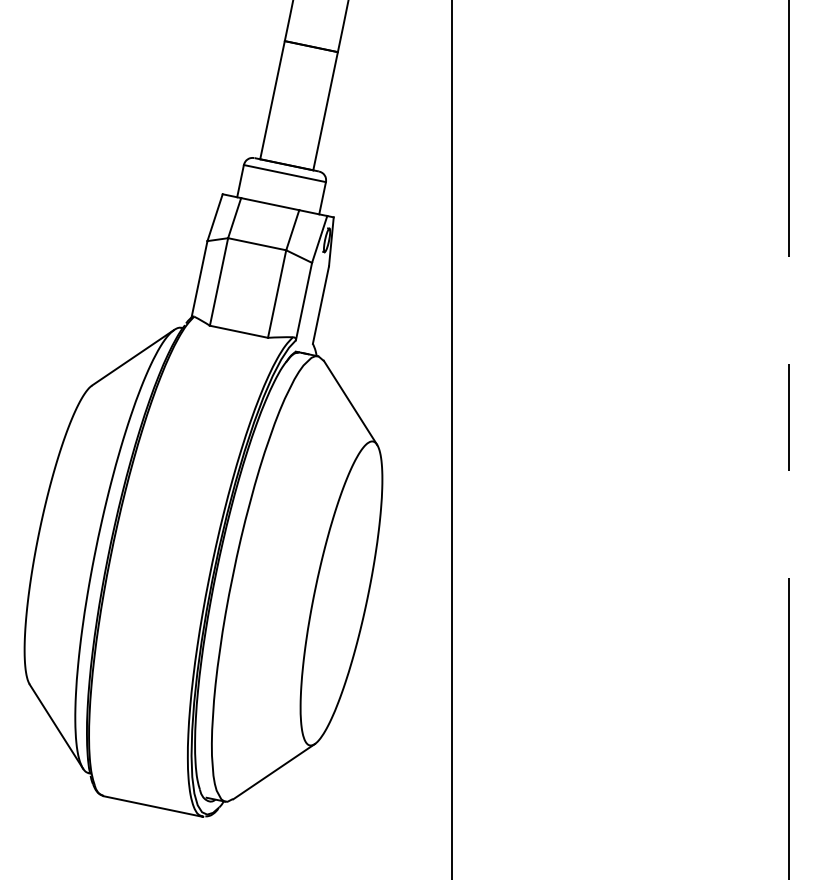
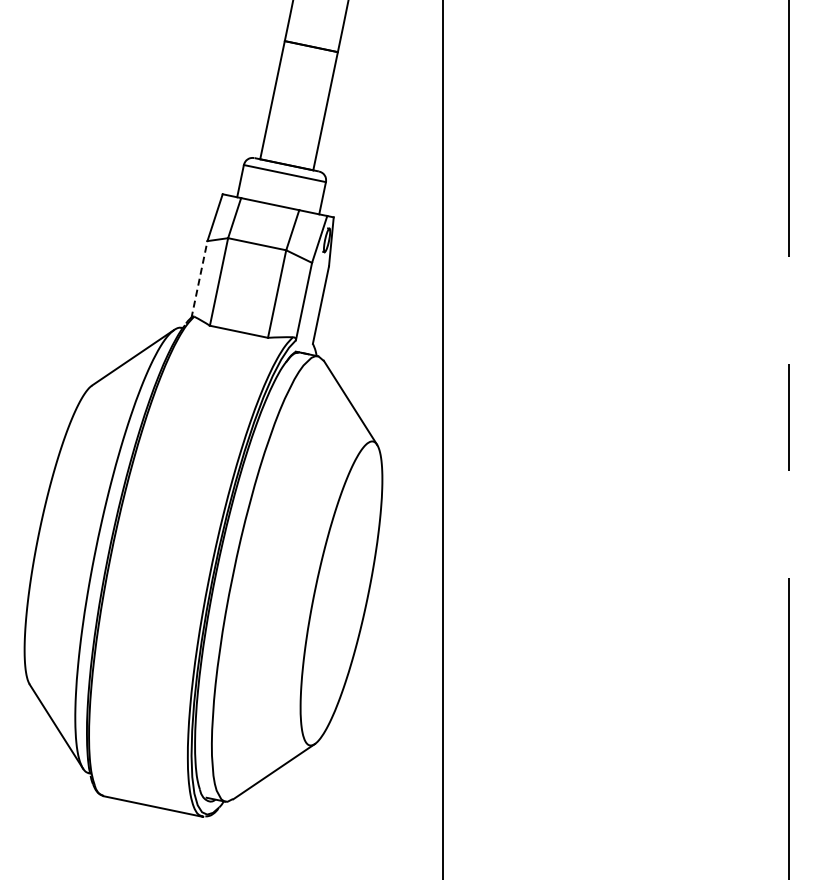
line: solid -> dashed (199, 279)
line position: (452, 439) -> (443, 439) (443, 439)
